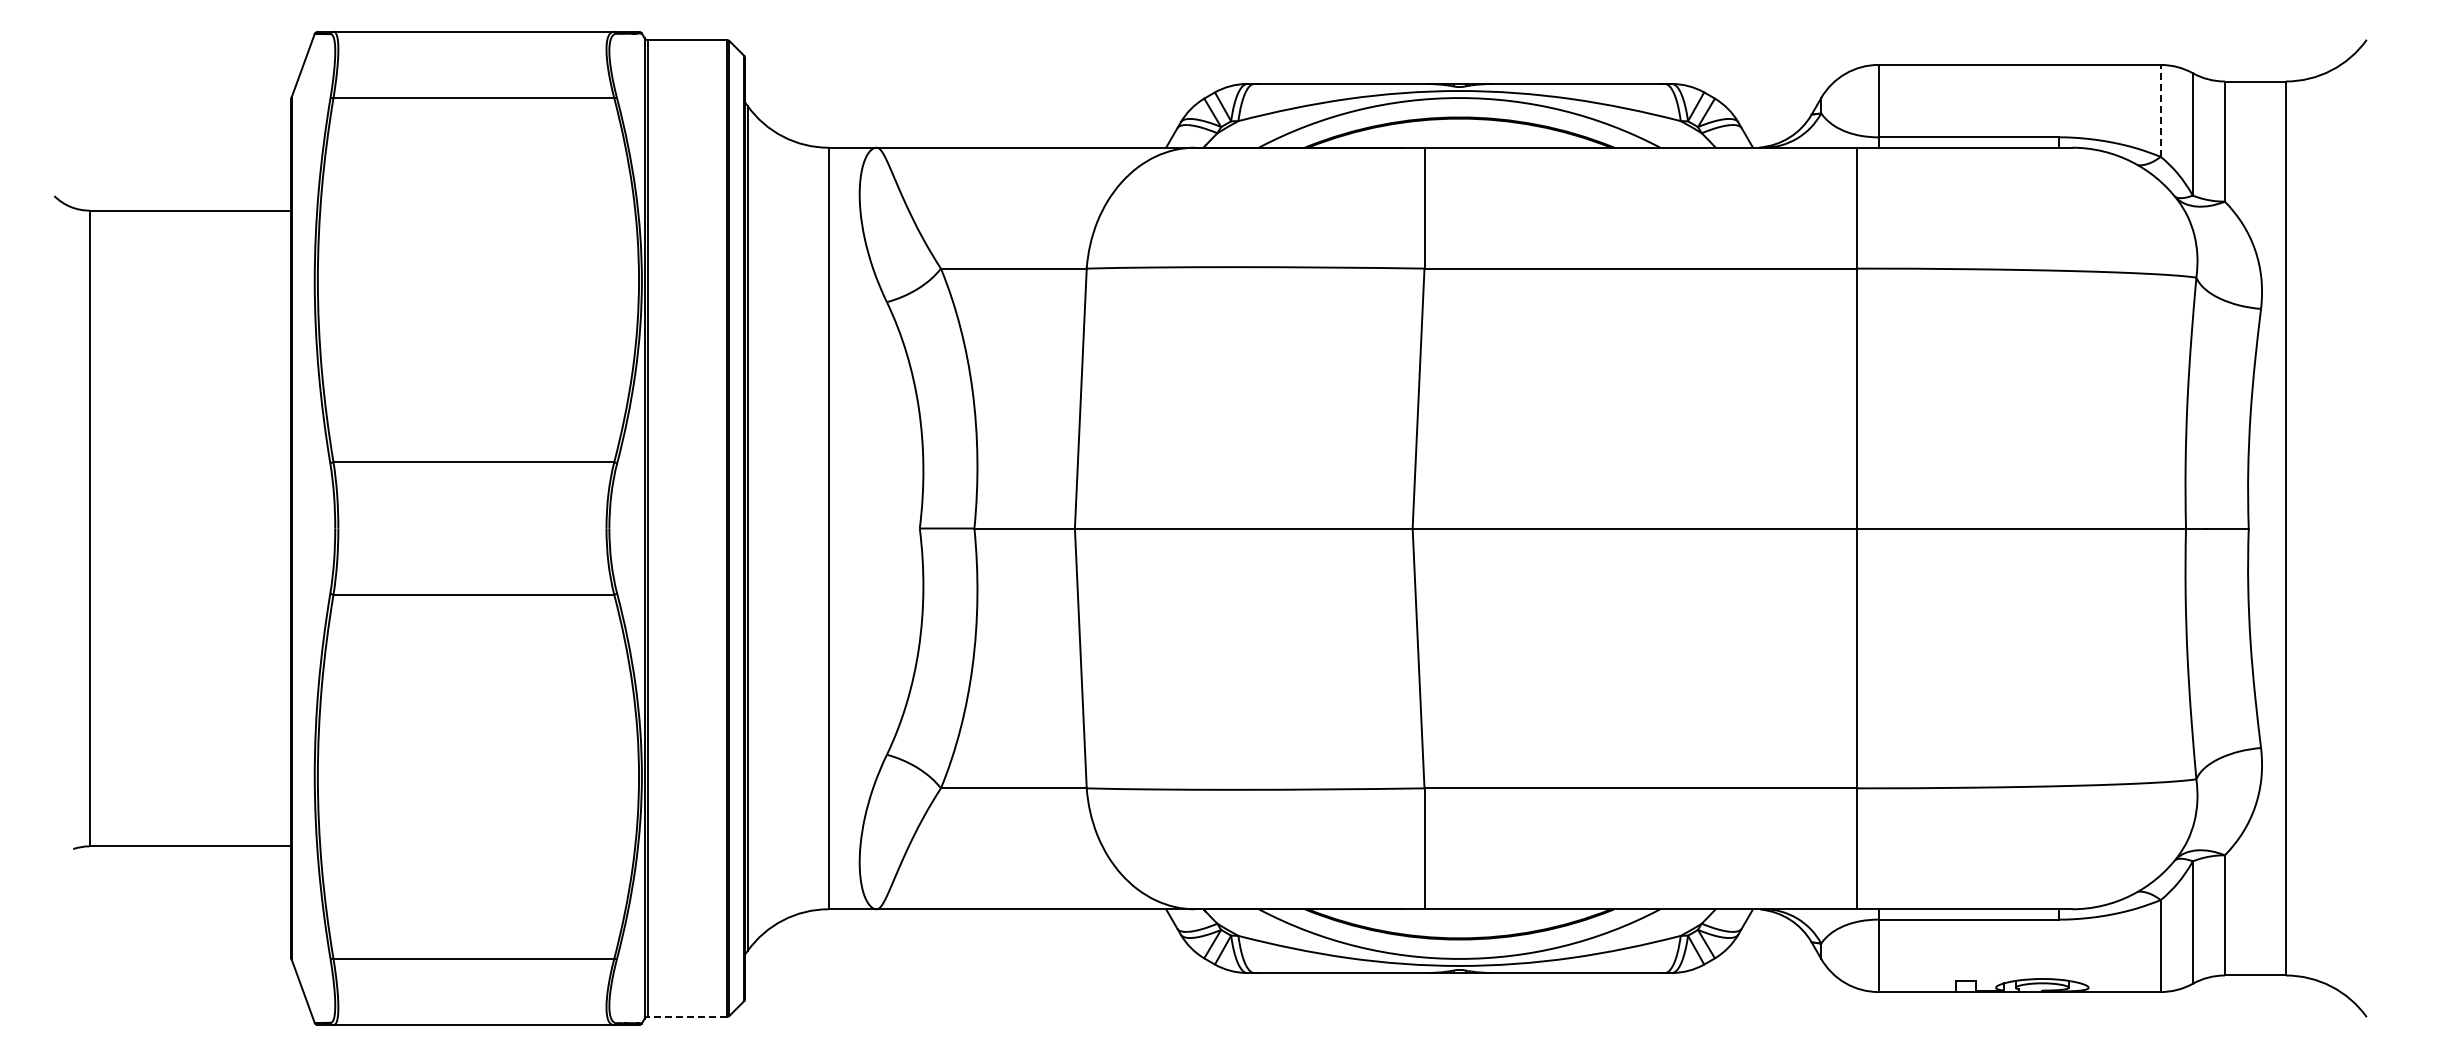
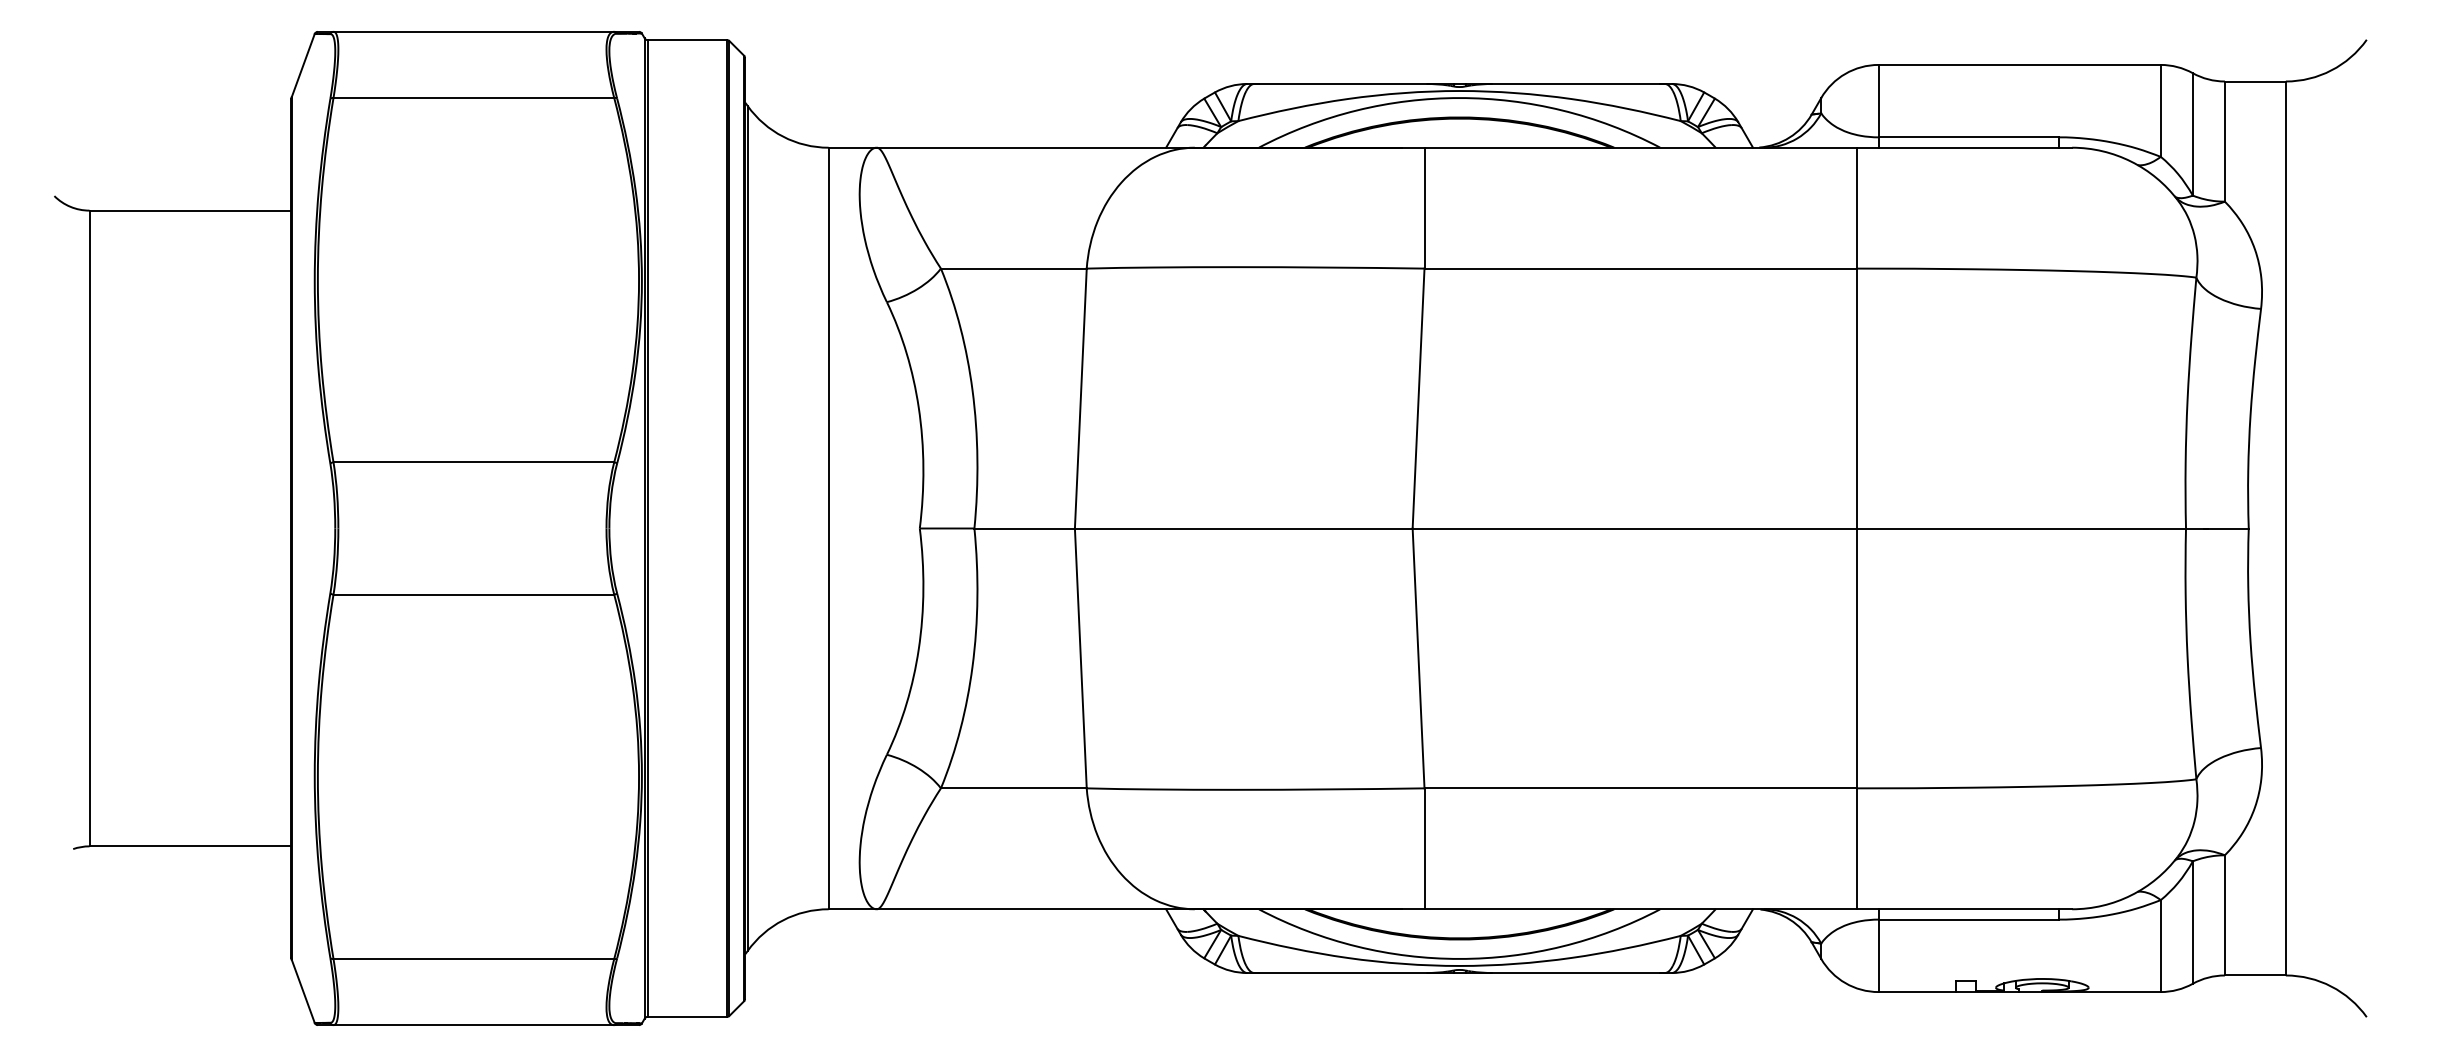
line: dashed -> solid (2160, 110)
line: dashed -> solid (687, 1016)
